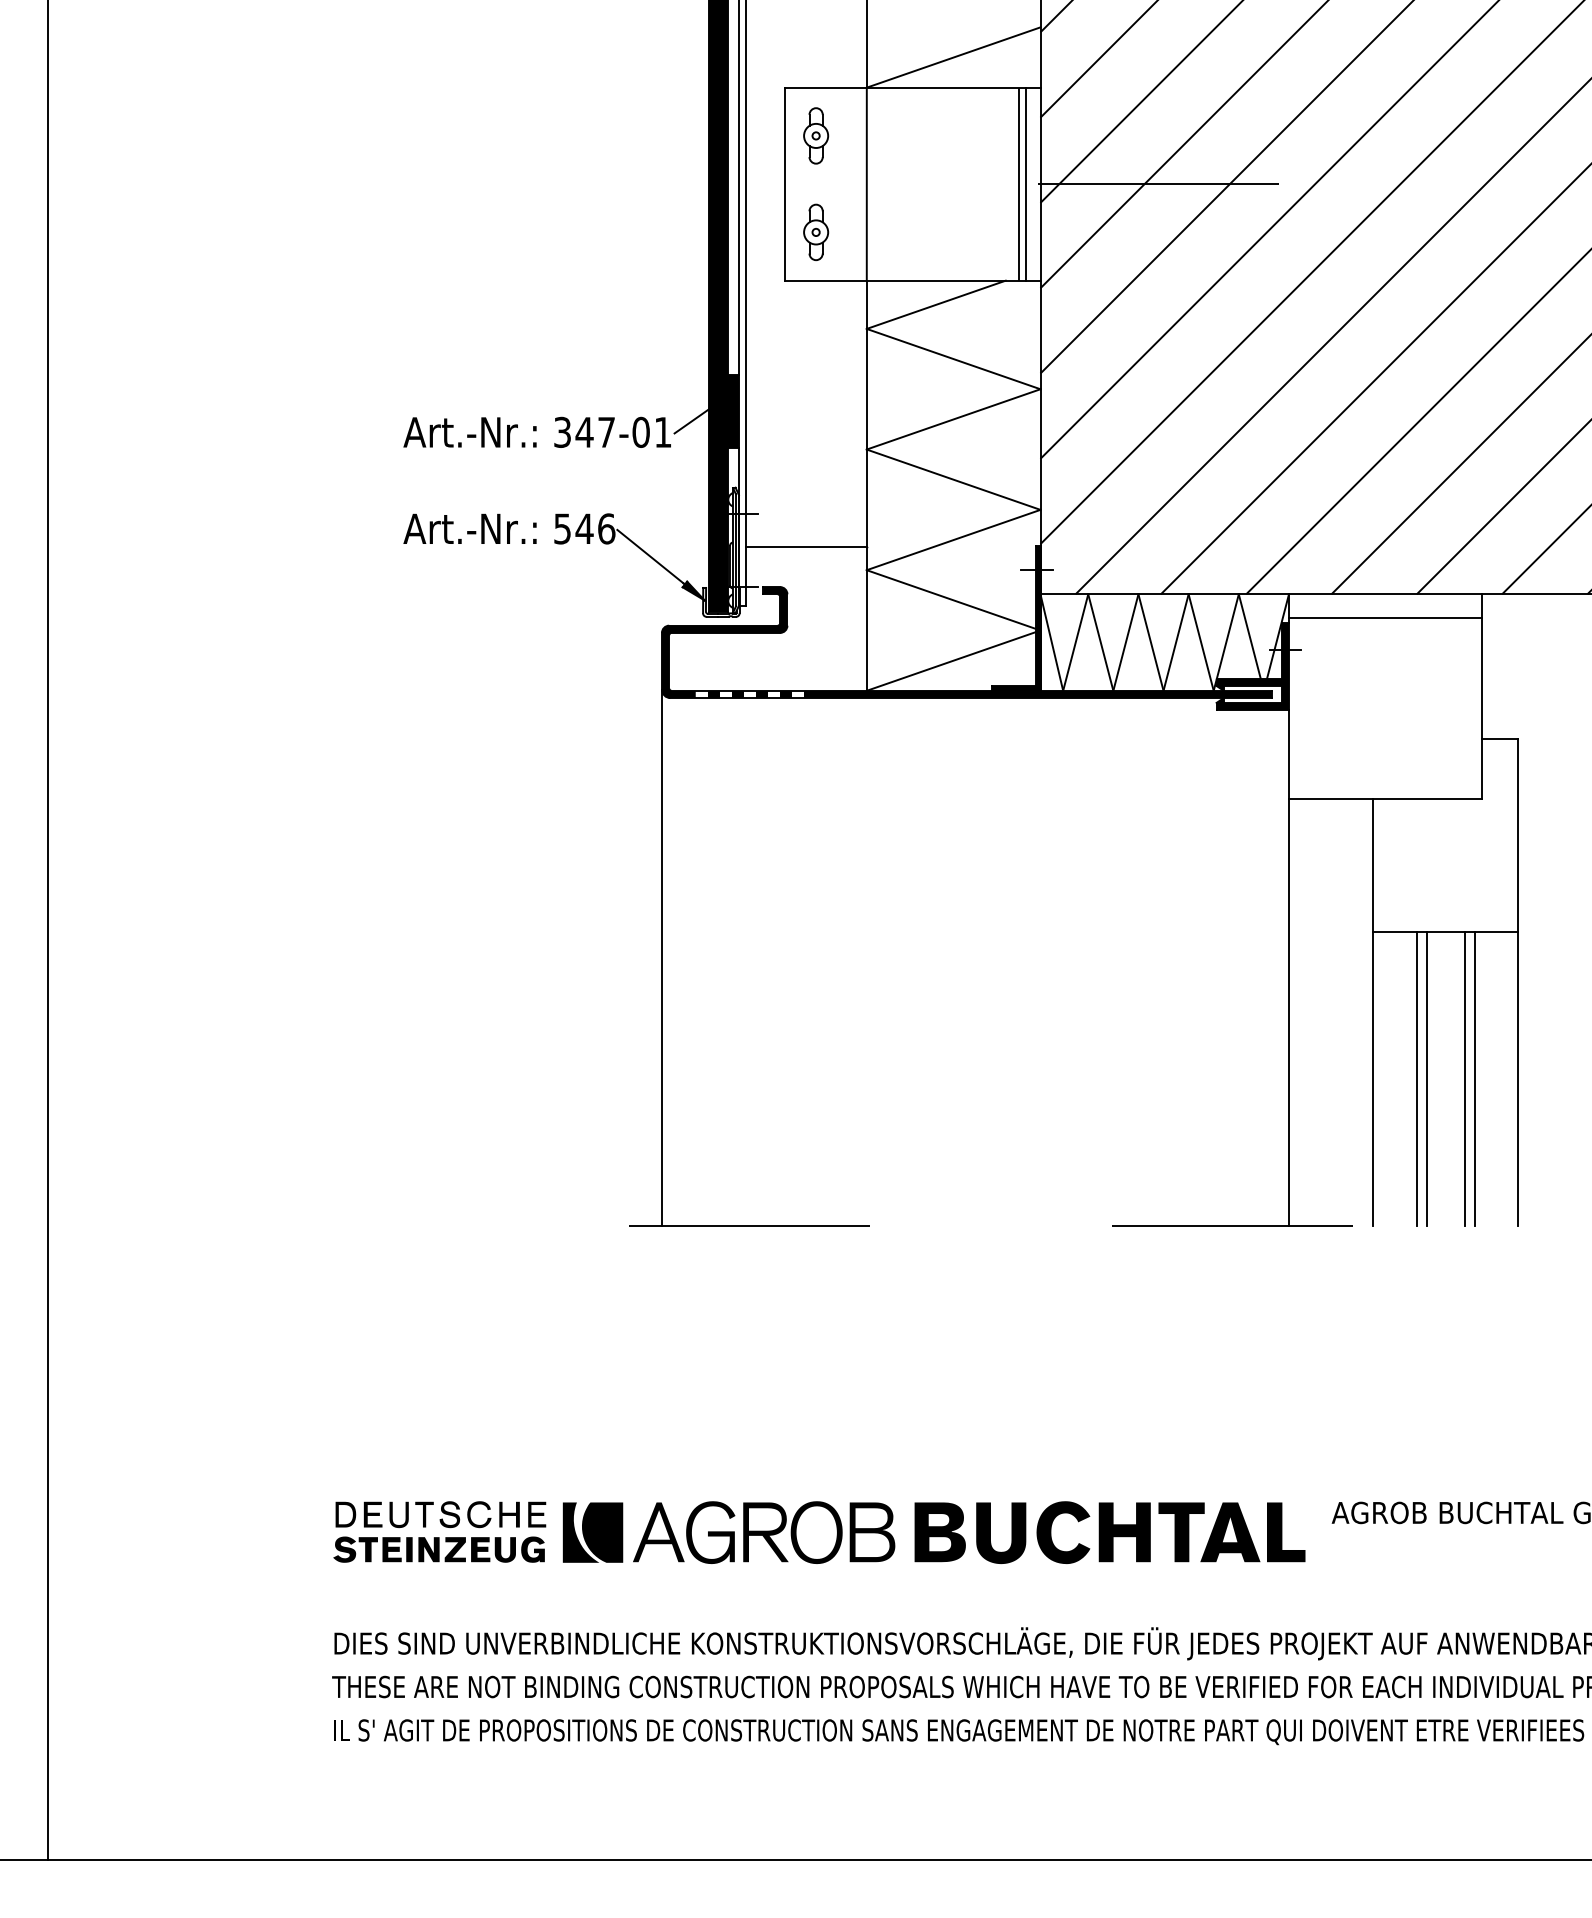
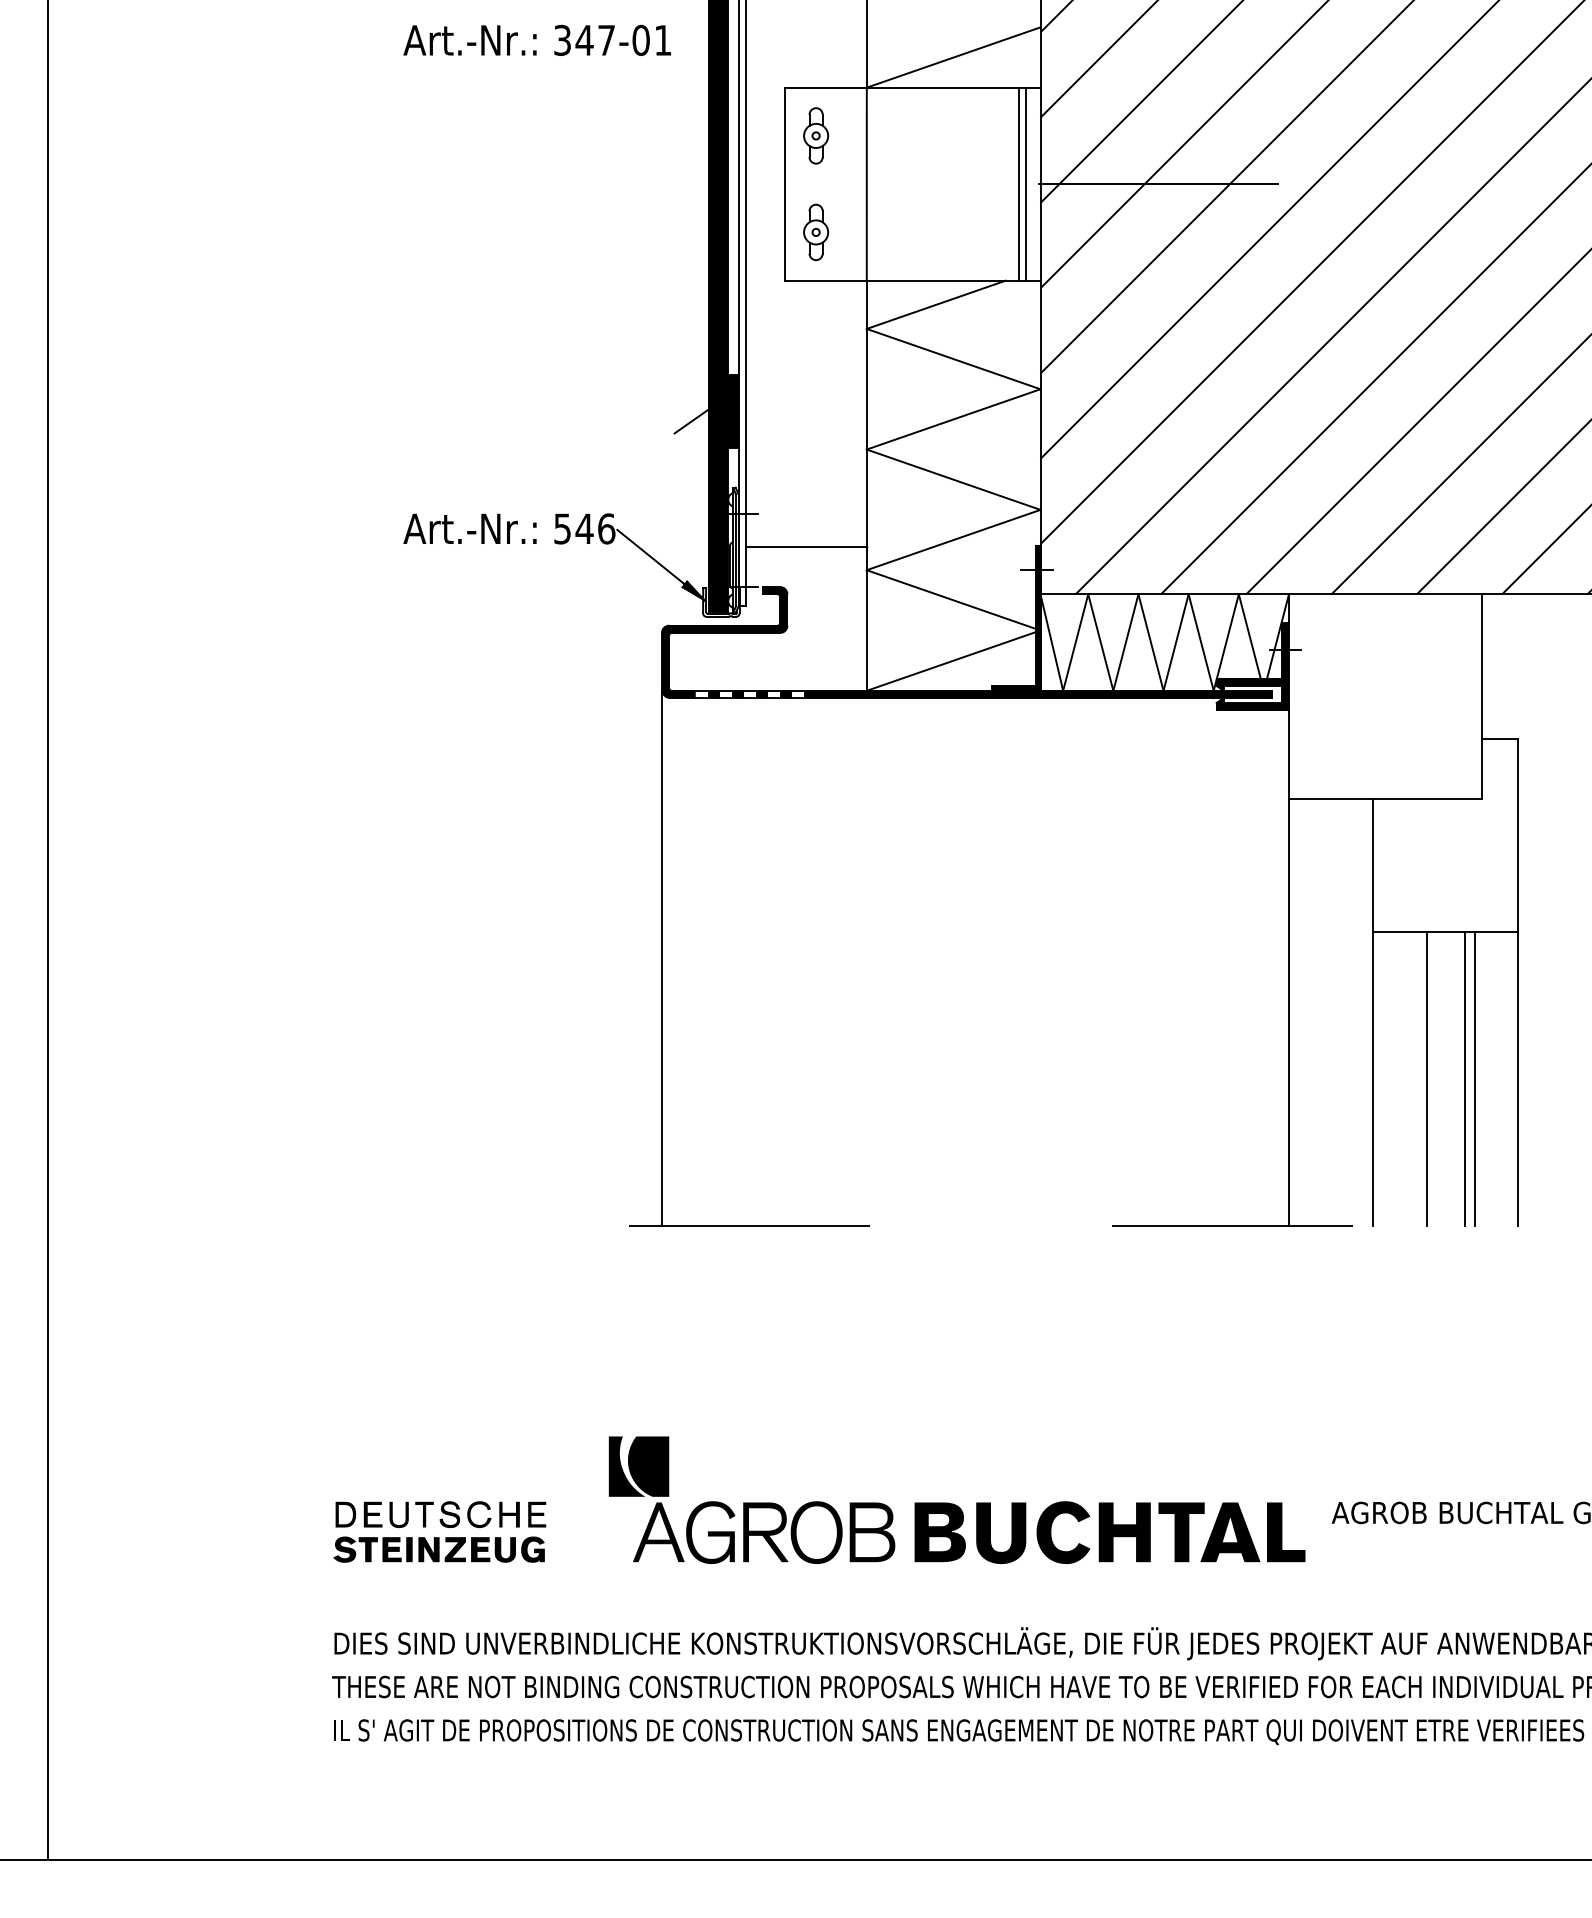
text position: (536, 431) -> (536, 39) (536, 39)
line: present -> none (1384, 618)
line: present -> none (1416, 1079)
part position: (592, 1532) -> (638, 1466) (638, 1466)
